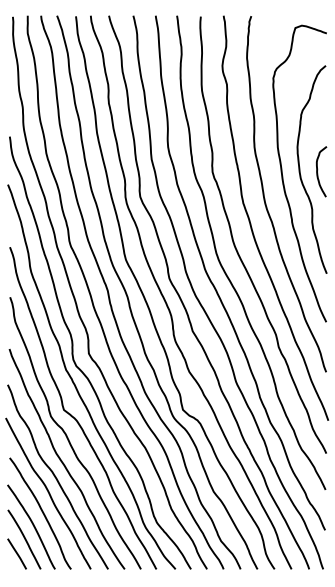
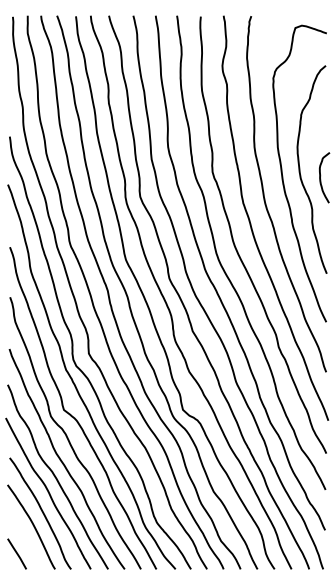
curve position: (318, 169) -> (321, 175) (321, 175)
curve: present -> none (24, 539)
